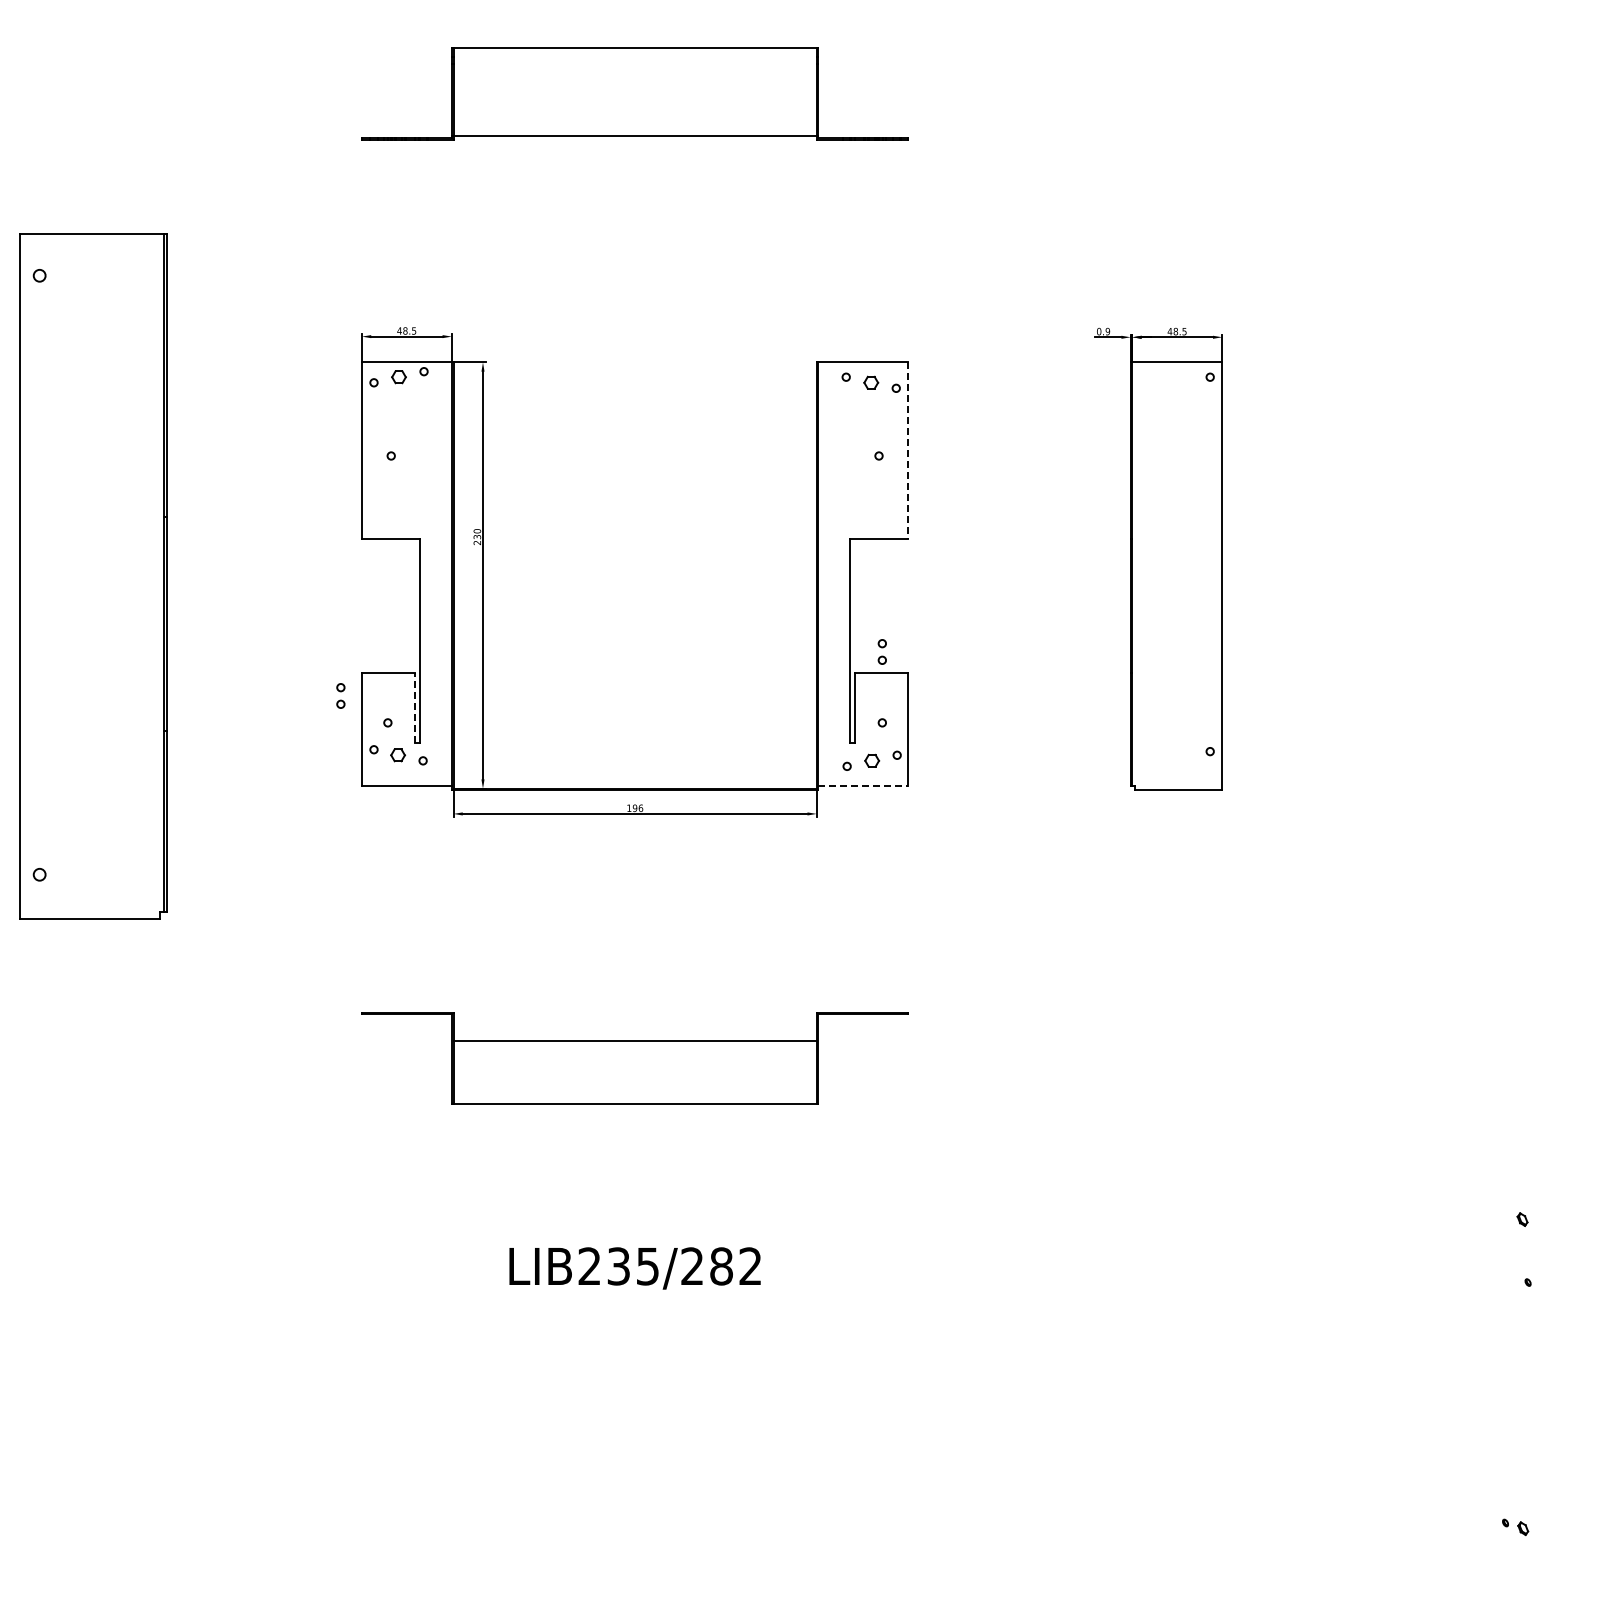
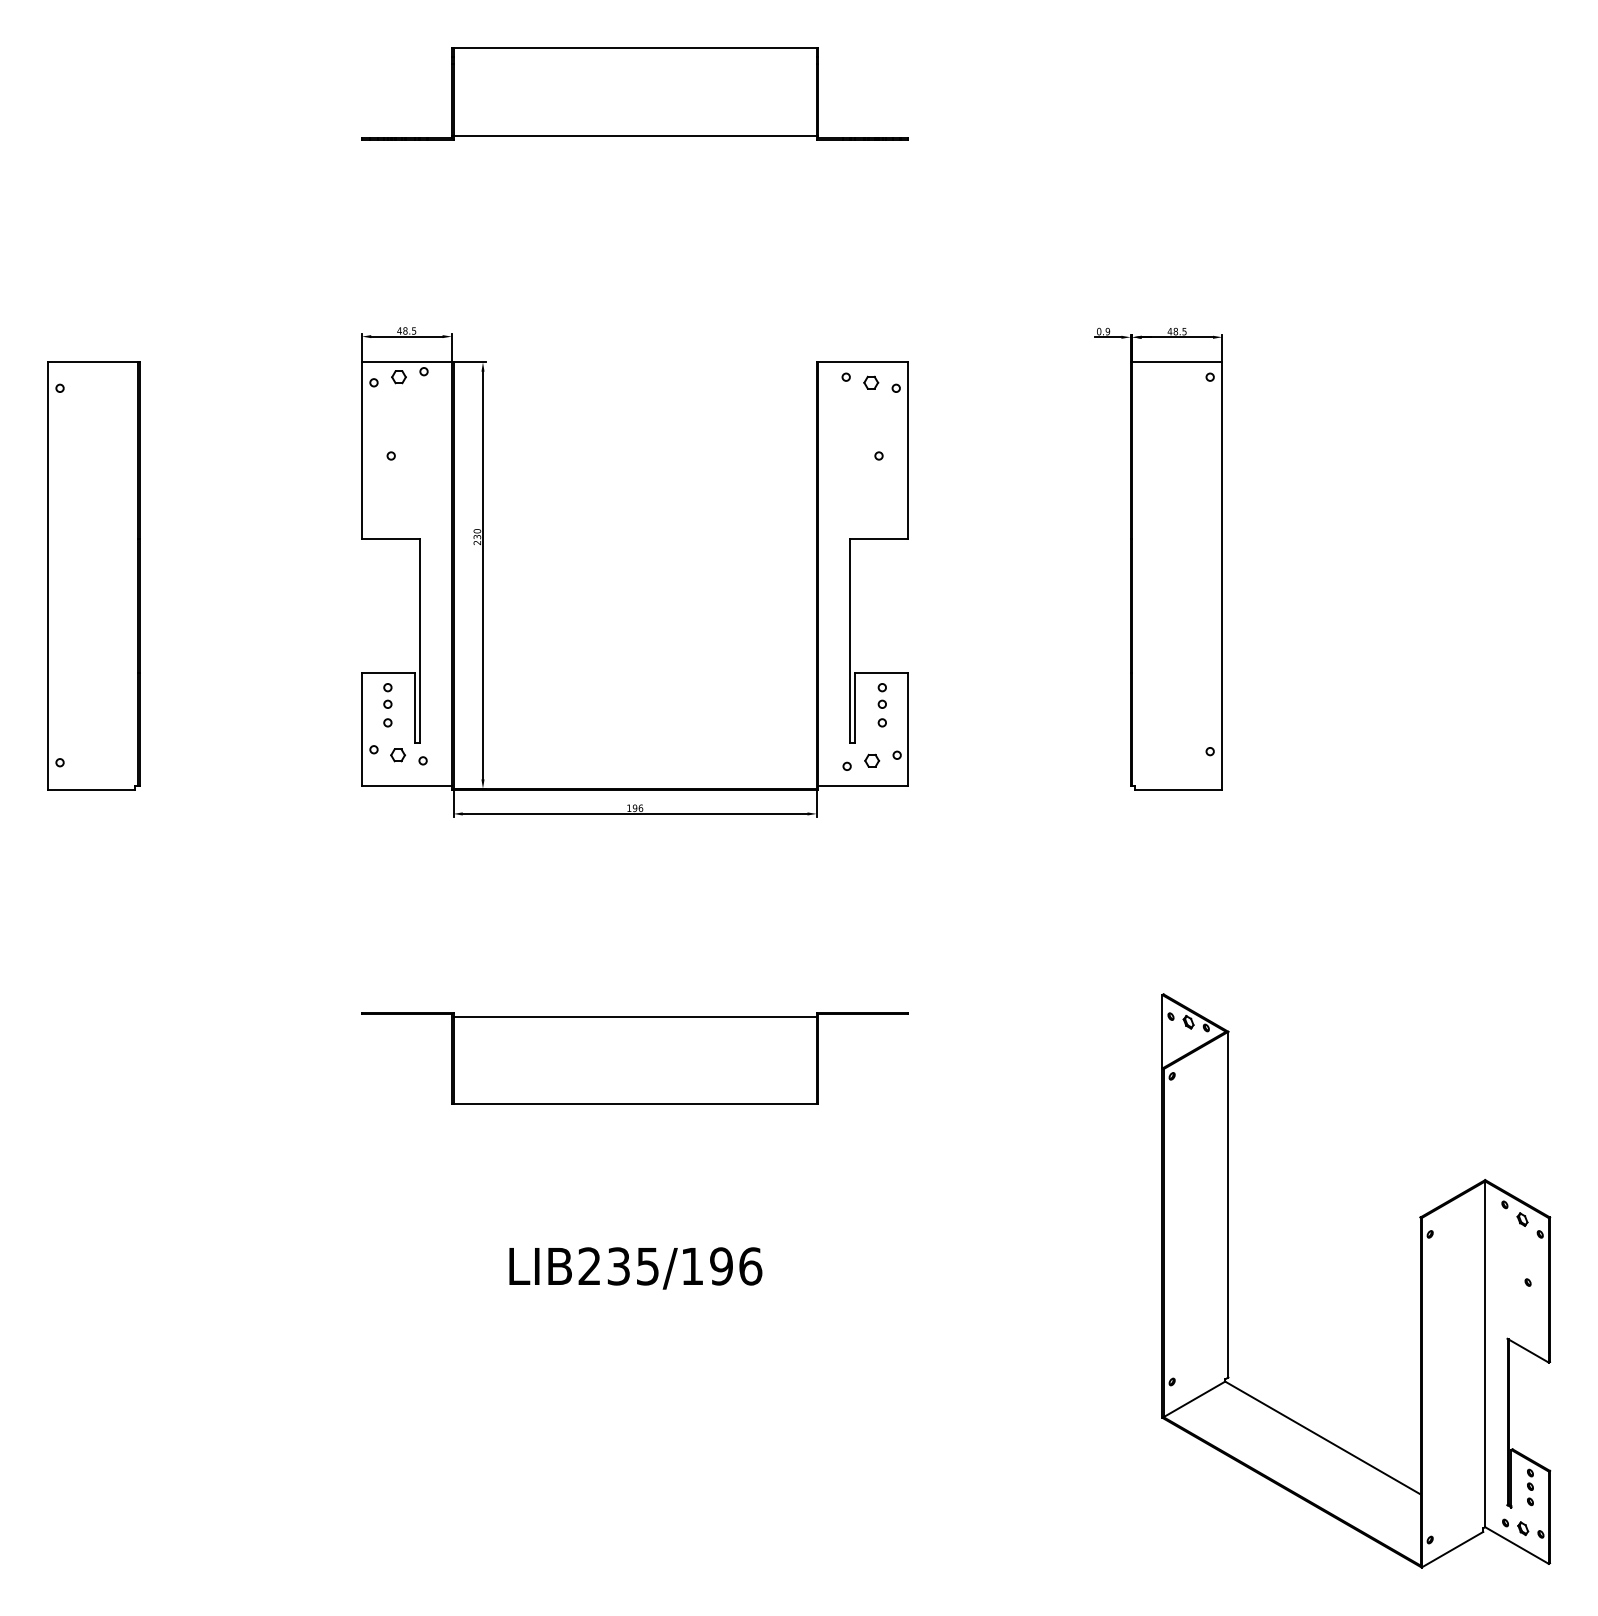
line: dashed -> solid (908, 451)
part size: 149x687 px -> 94x430 px (93, 575)
part position: (881, 651) -> (881, 695) (881, 695)
part position: (340, 695) -> (387, 695) (387, 695)
line: dashed -> solid (414, 707)
line: dashed -> solid (863, 785)
line position: (634, 1041) -> (634, 1017) (634, 1017)
text: LIB235/282 -> LIB235/196 (721, 1266)
part: none -> present (1420, 1280)
